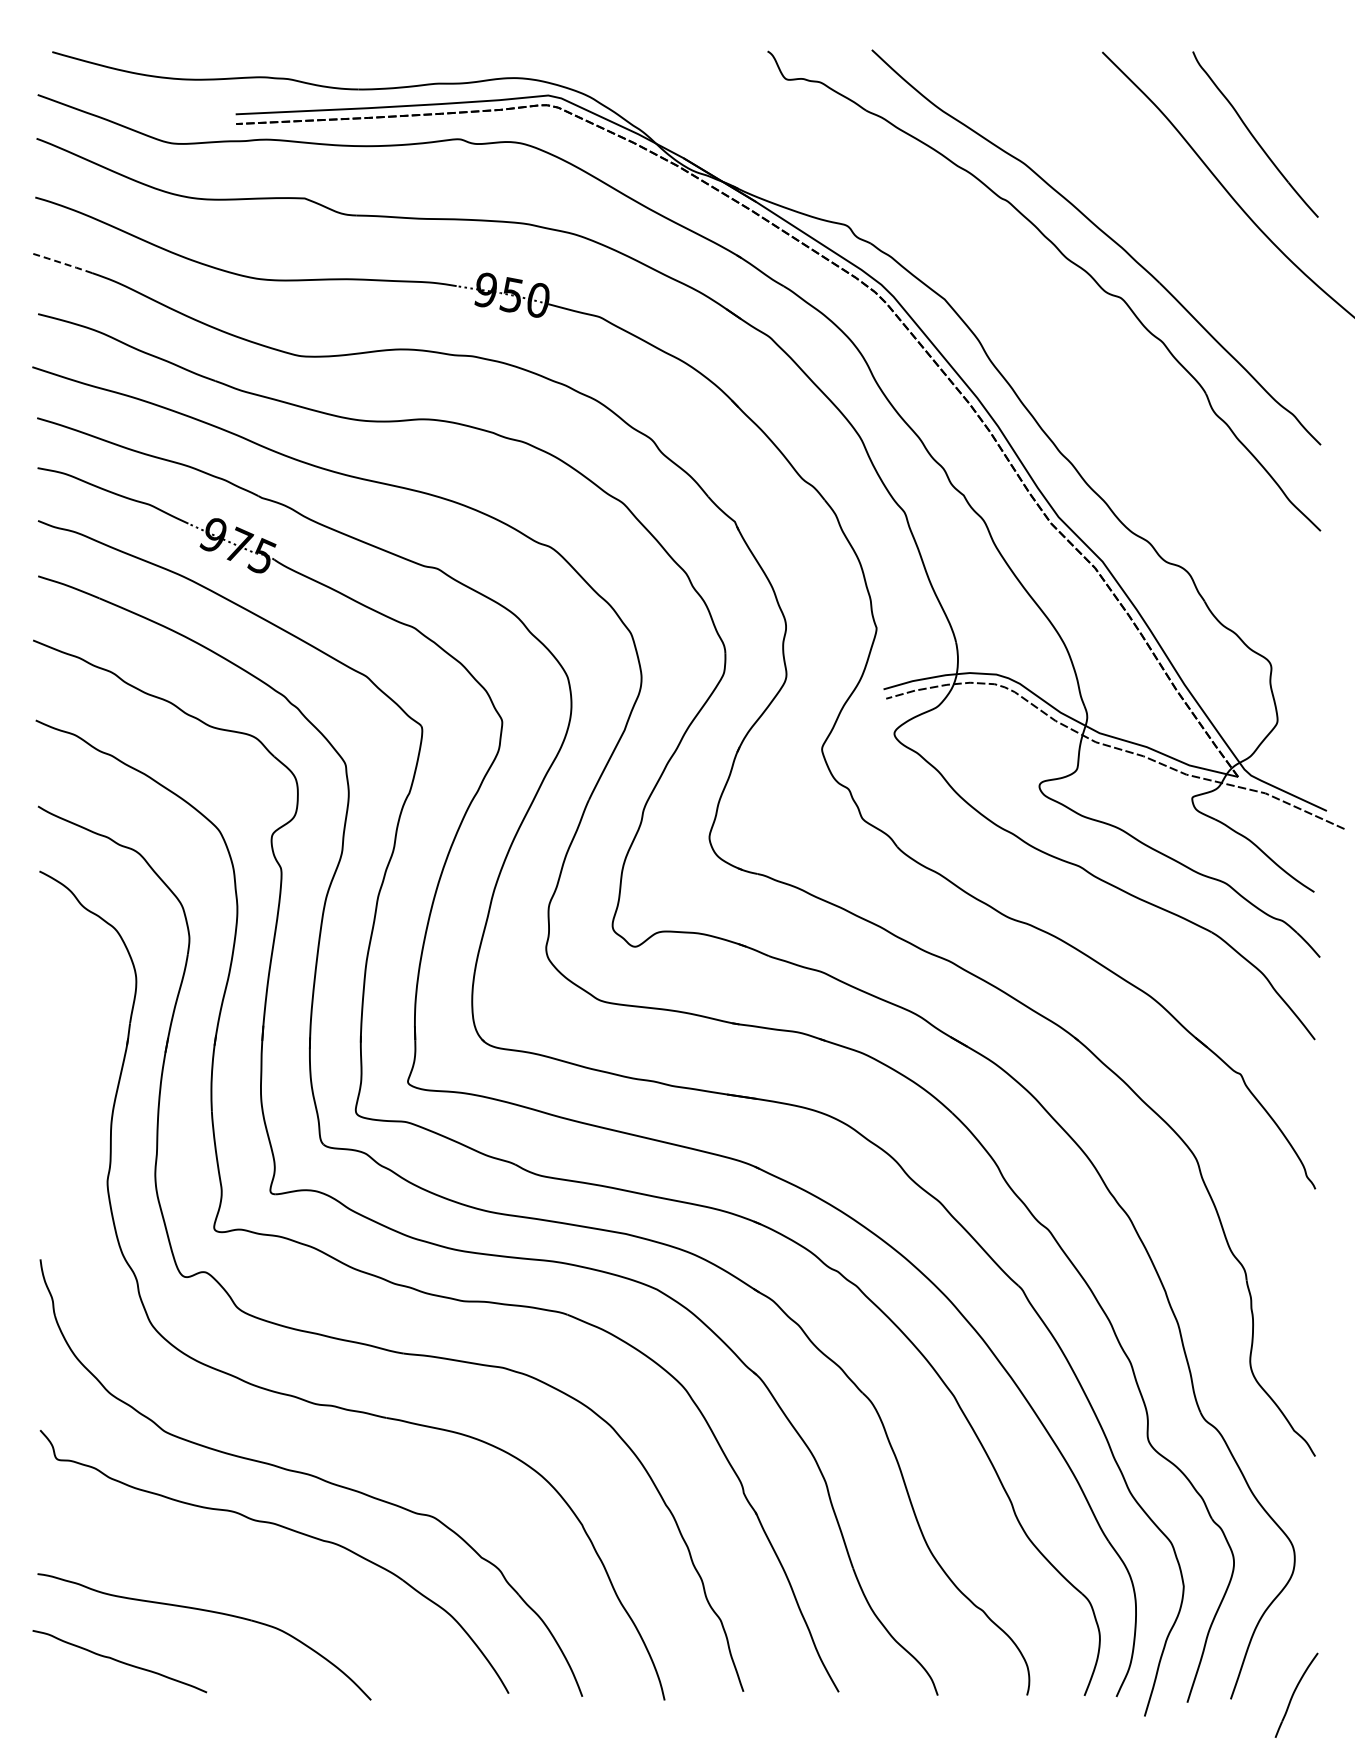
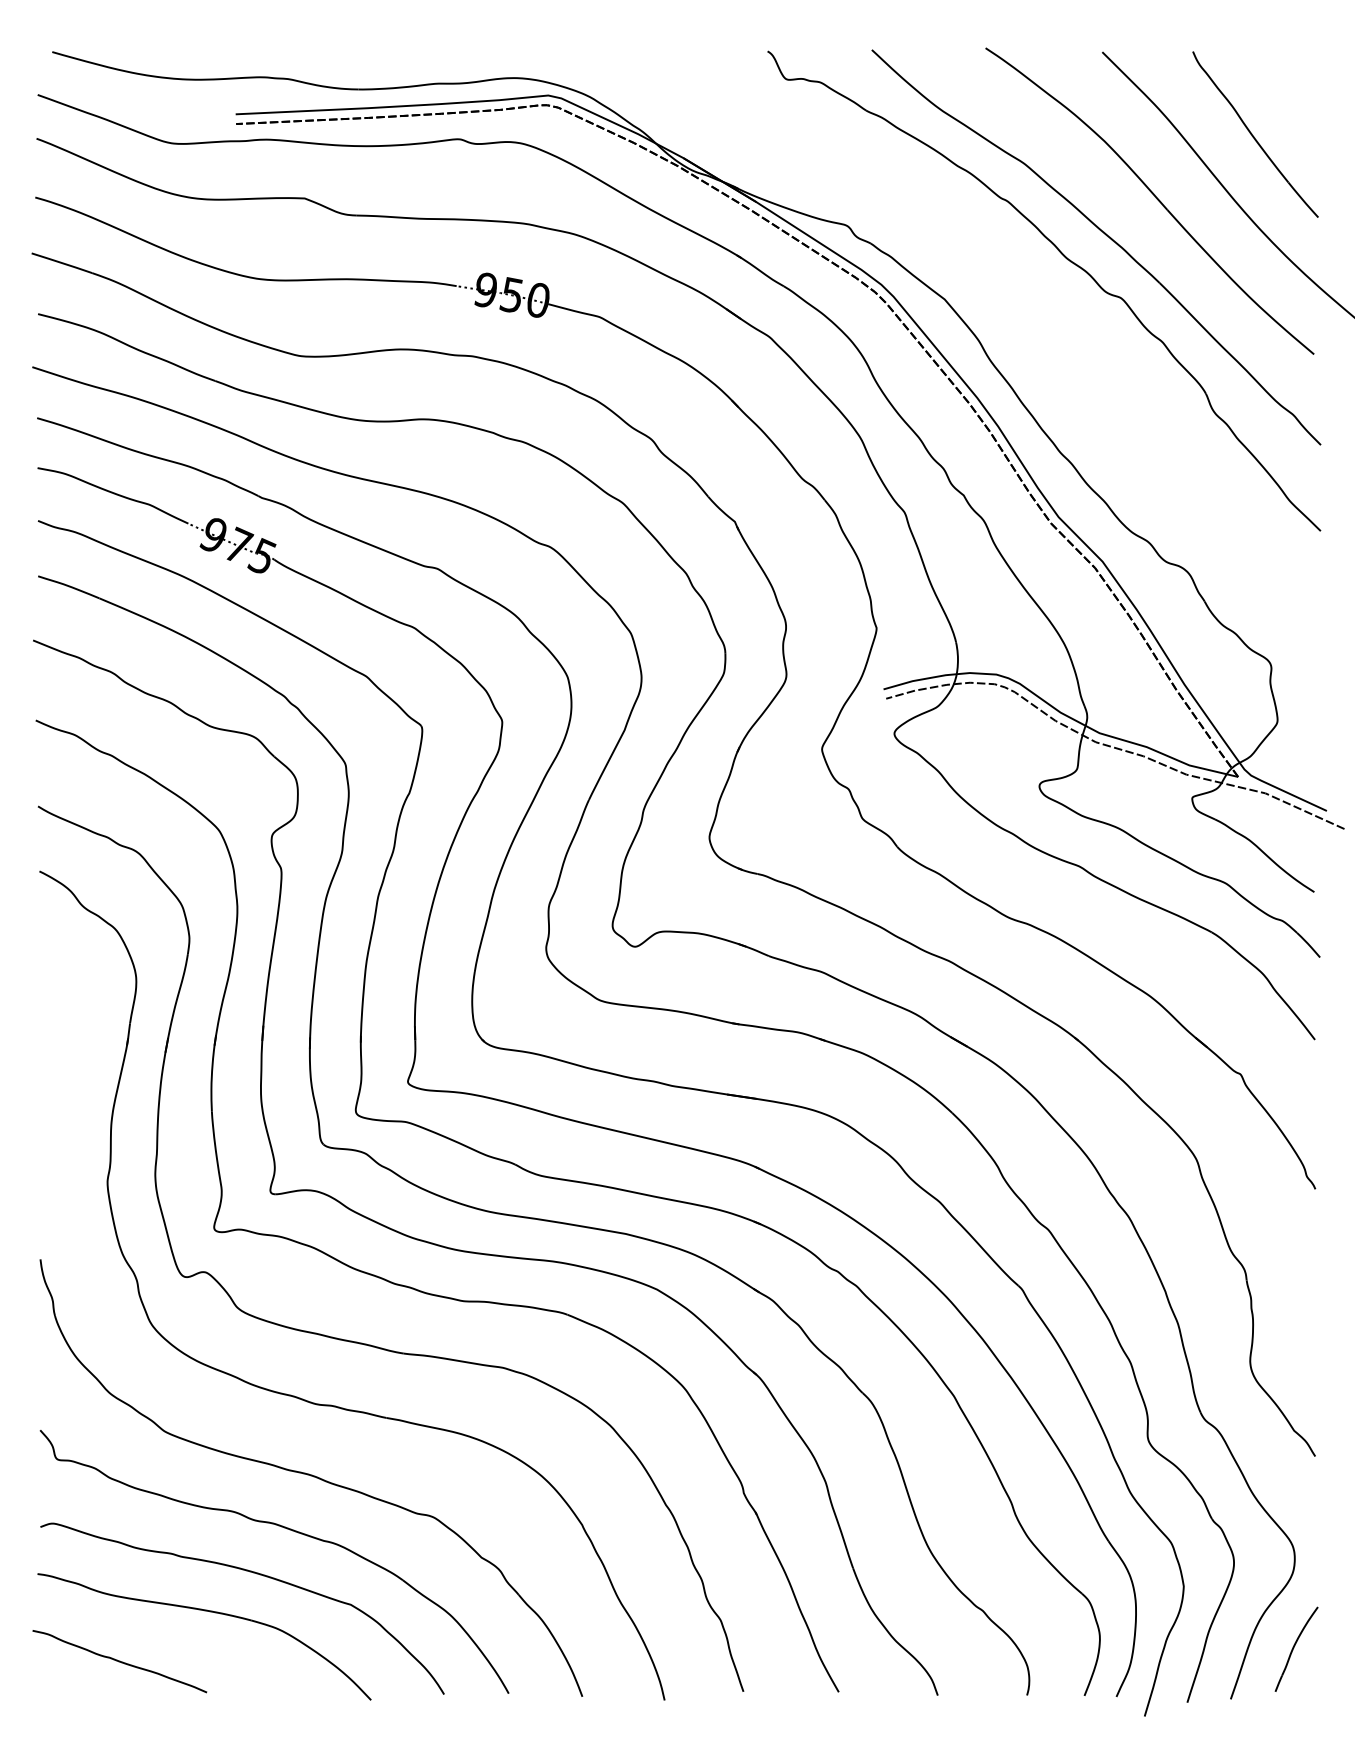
part: none -> present (1155, 198)
line: dashed -> solid (61, 262)
curve: none -> present (249, 1572)
part position: (1296, 1694) -> (1296, 1648) (1296, 1648)
